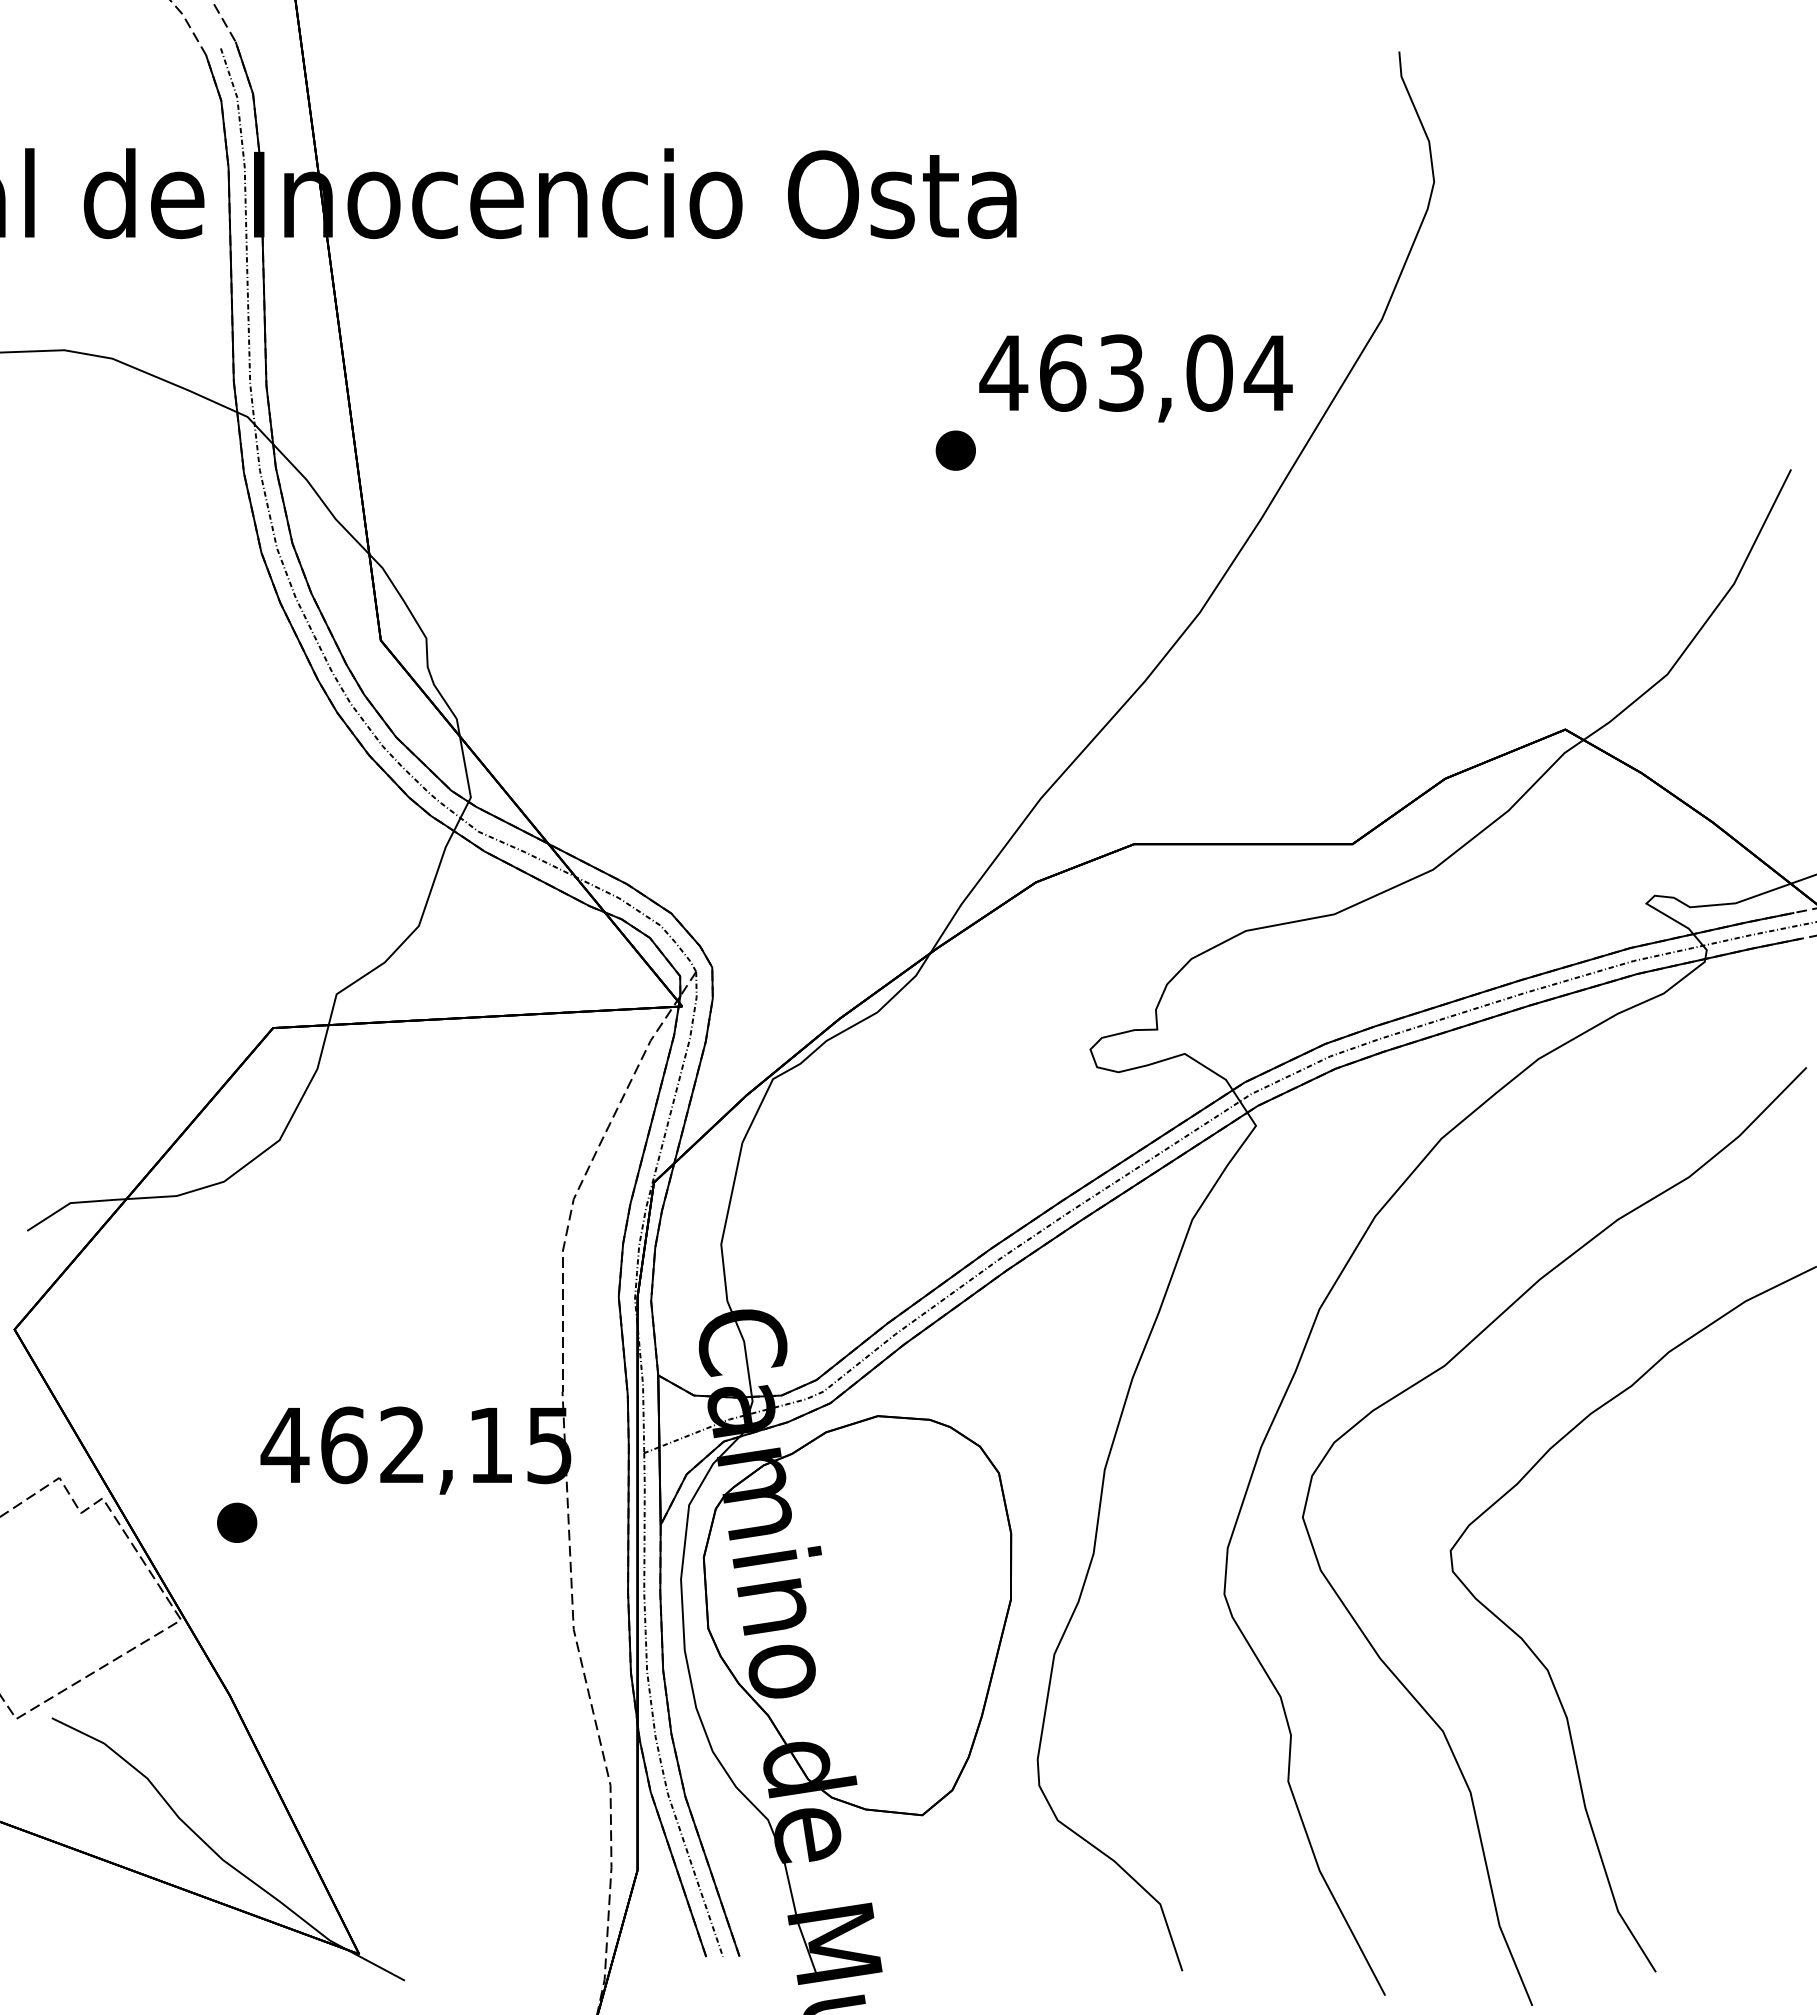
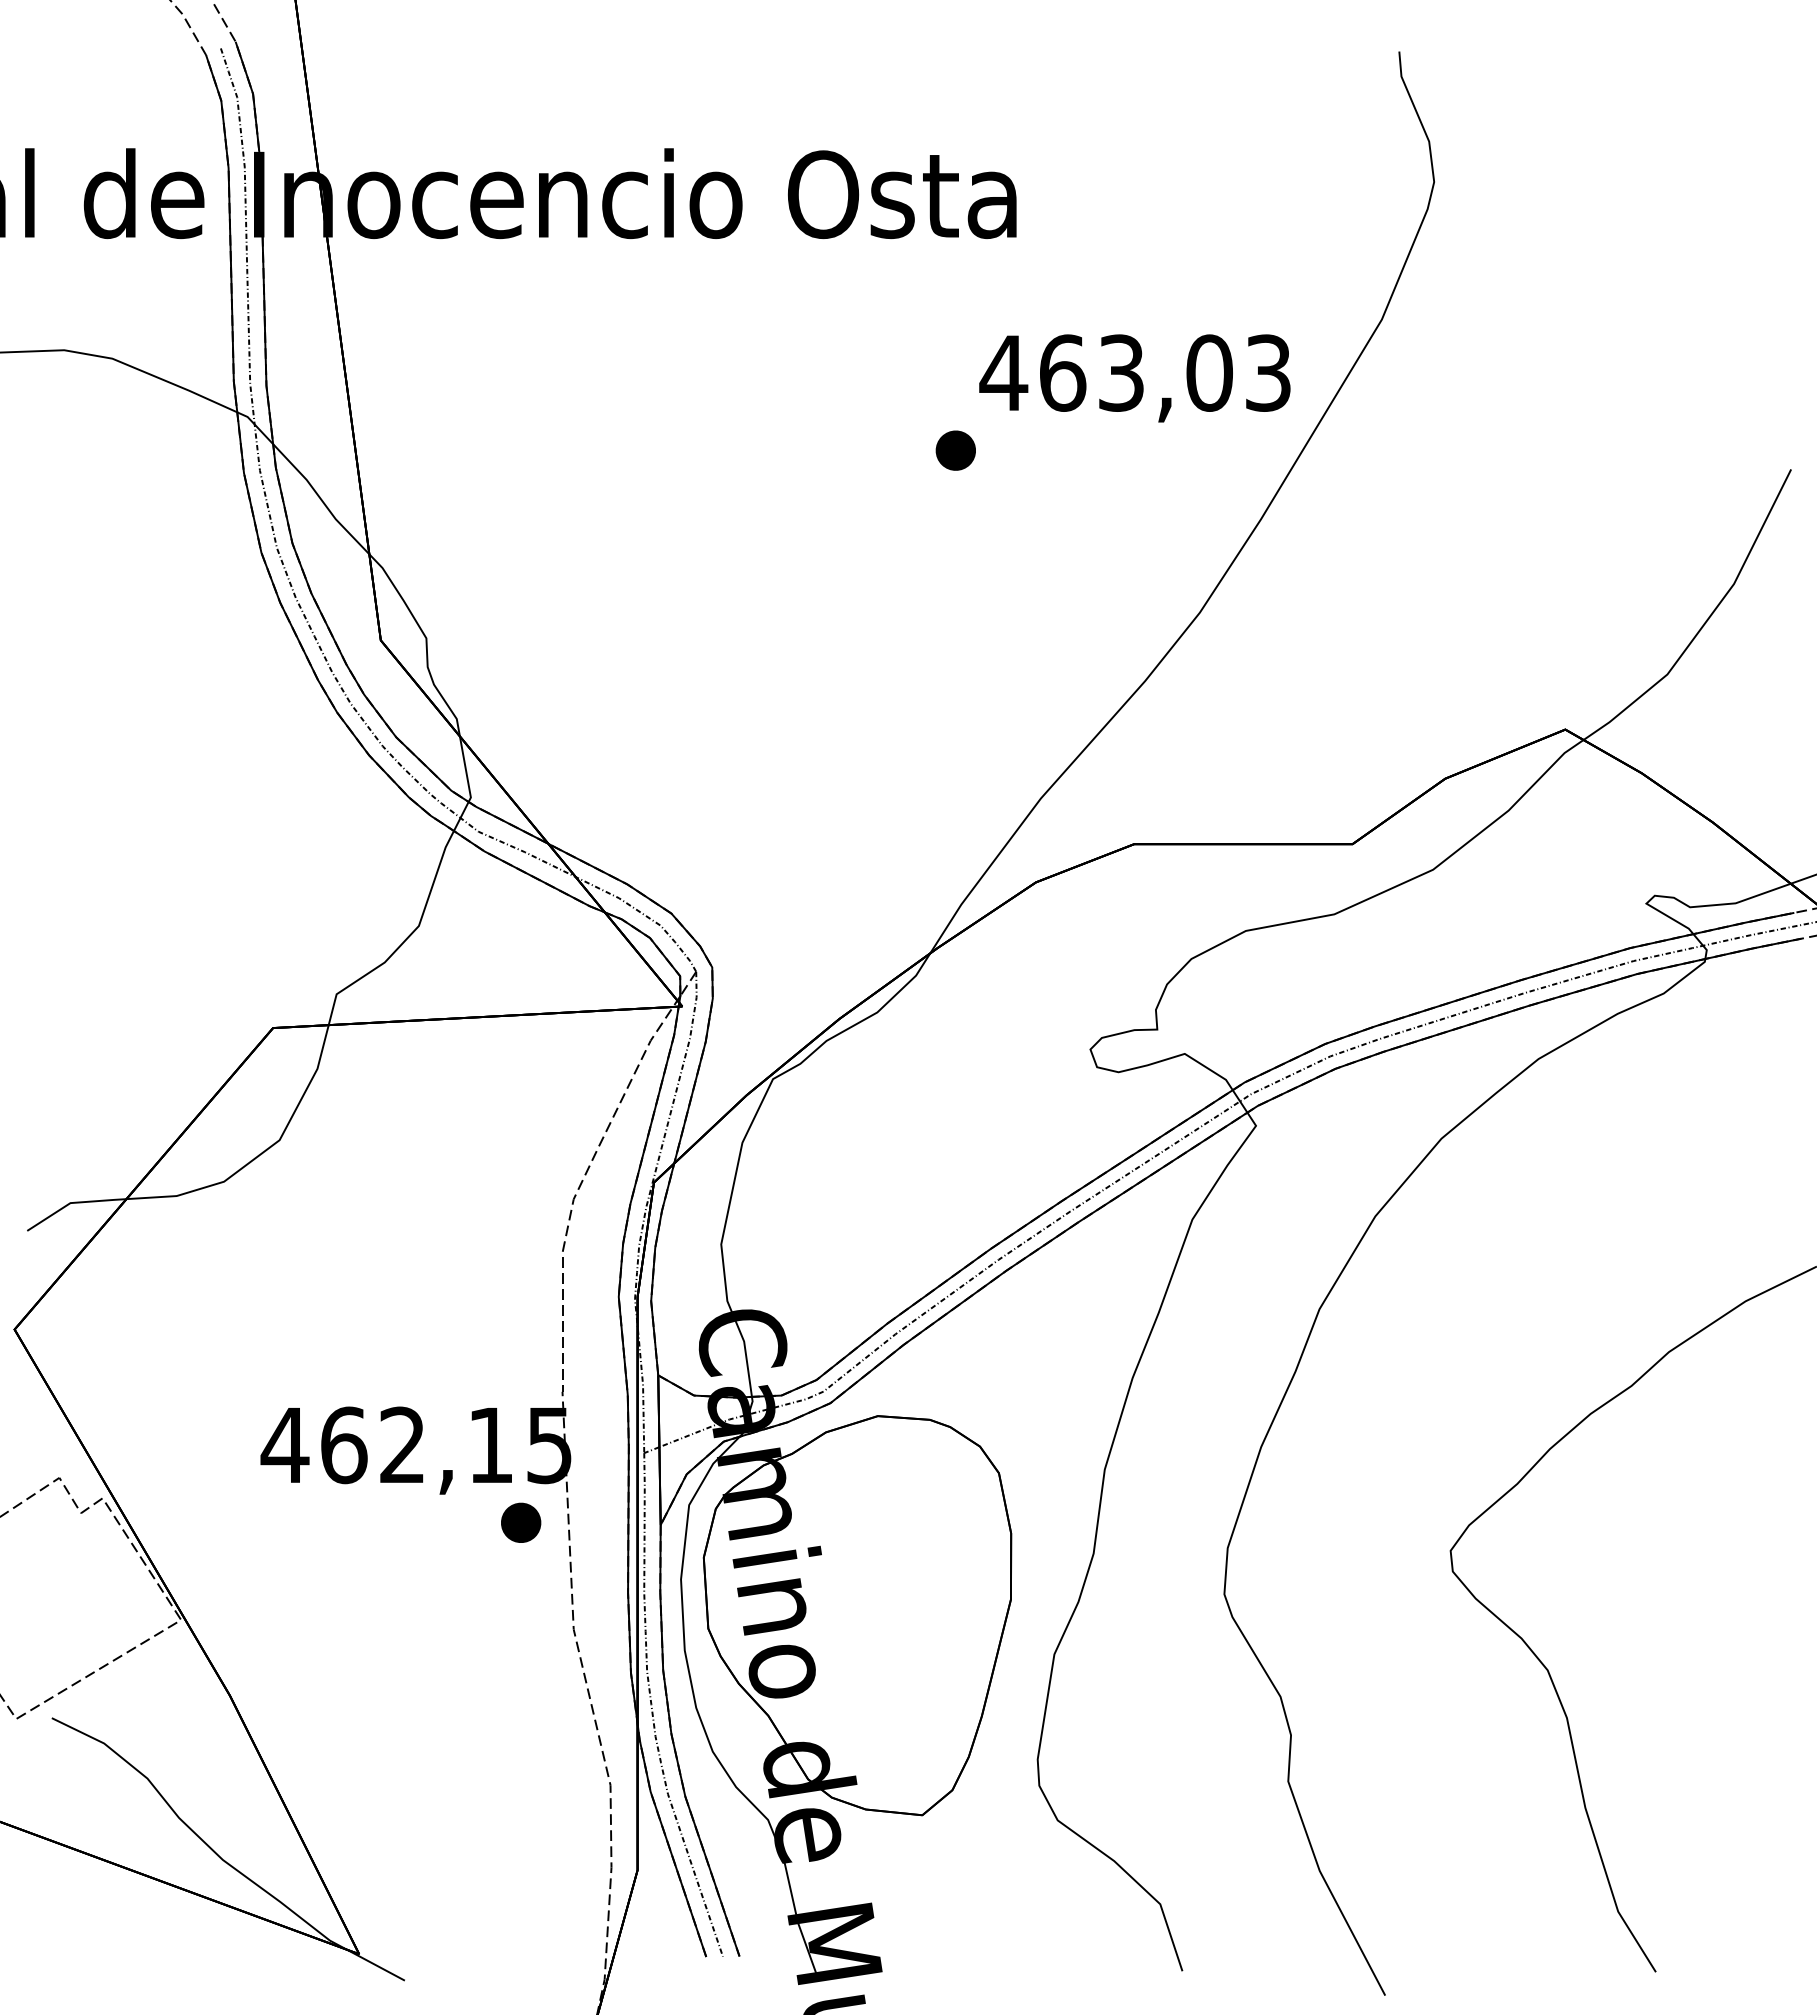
text: 463,04 -> 463,03 (1267, 372)
curve: present -> none (1444, 1367)
part position: (237, 1522) -> (521, 1522) (521, 1522)
